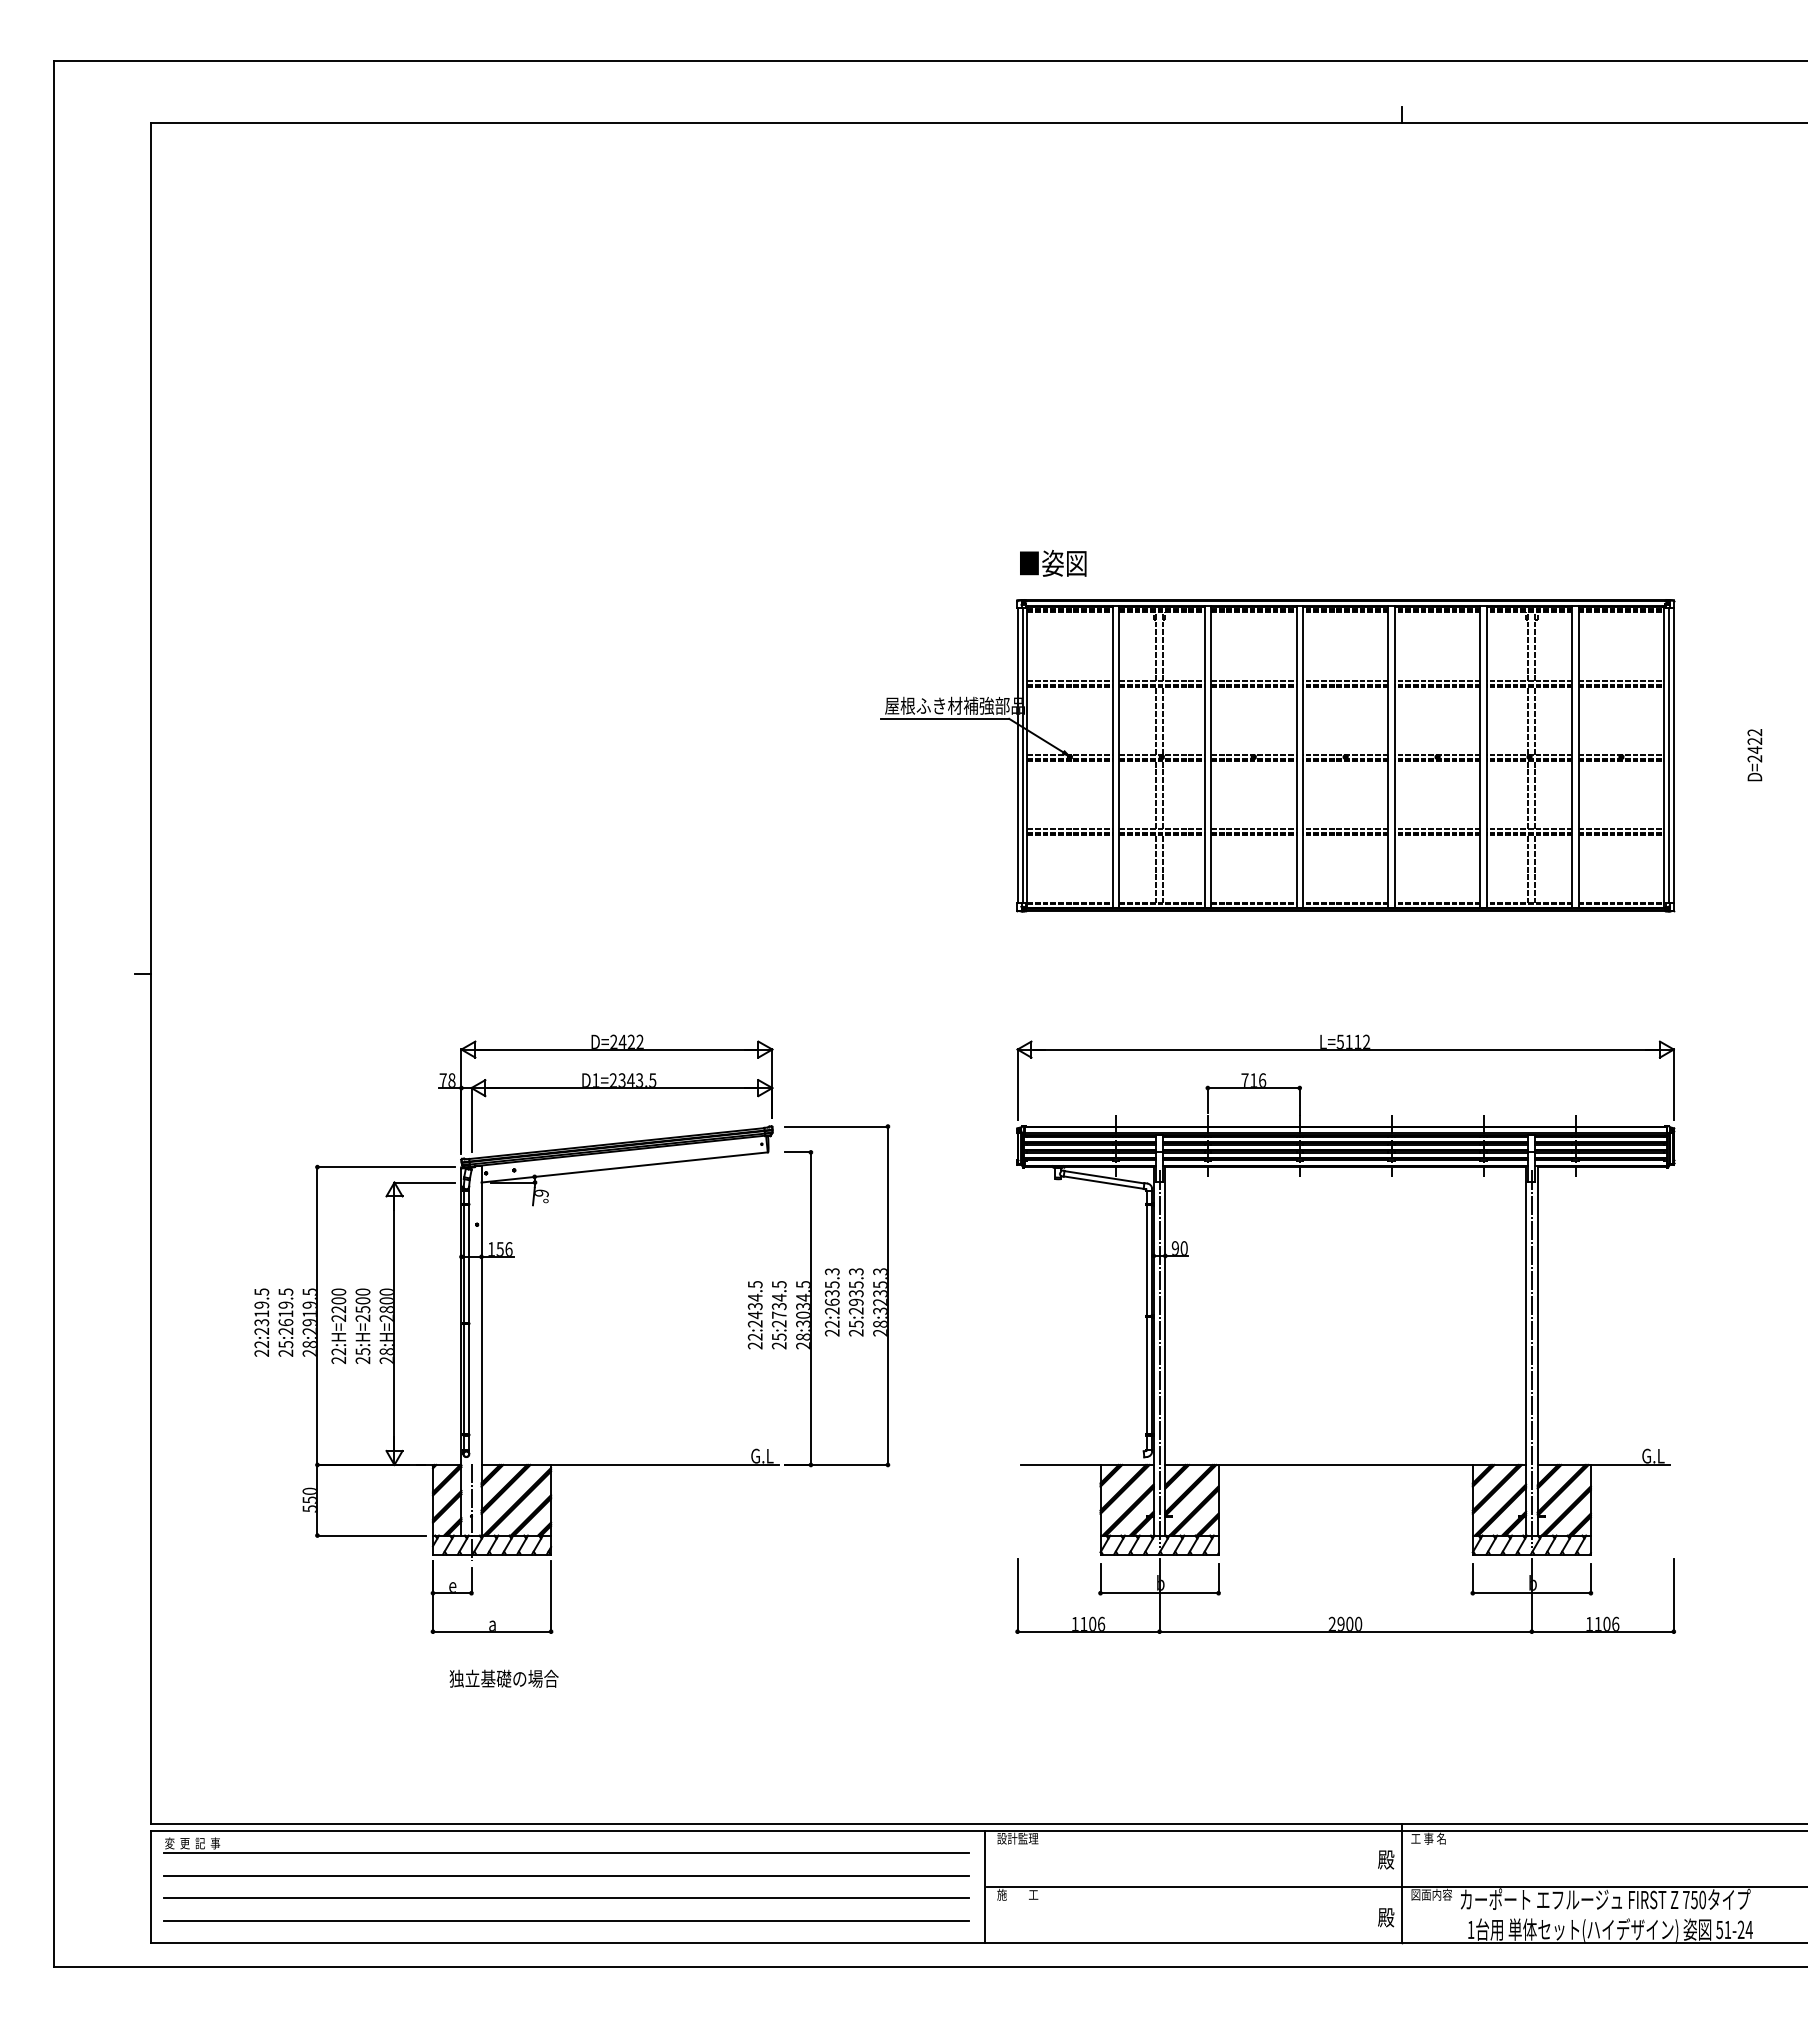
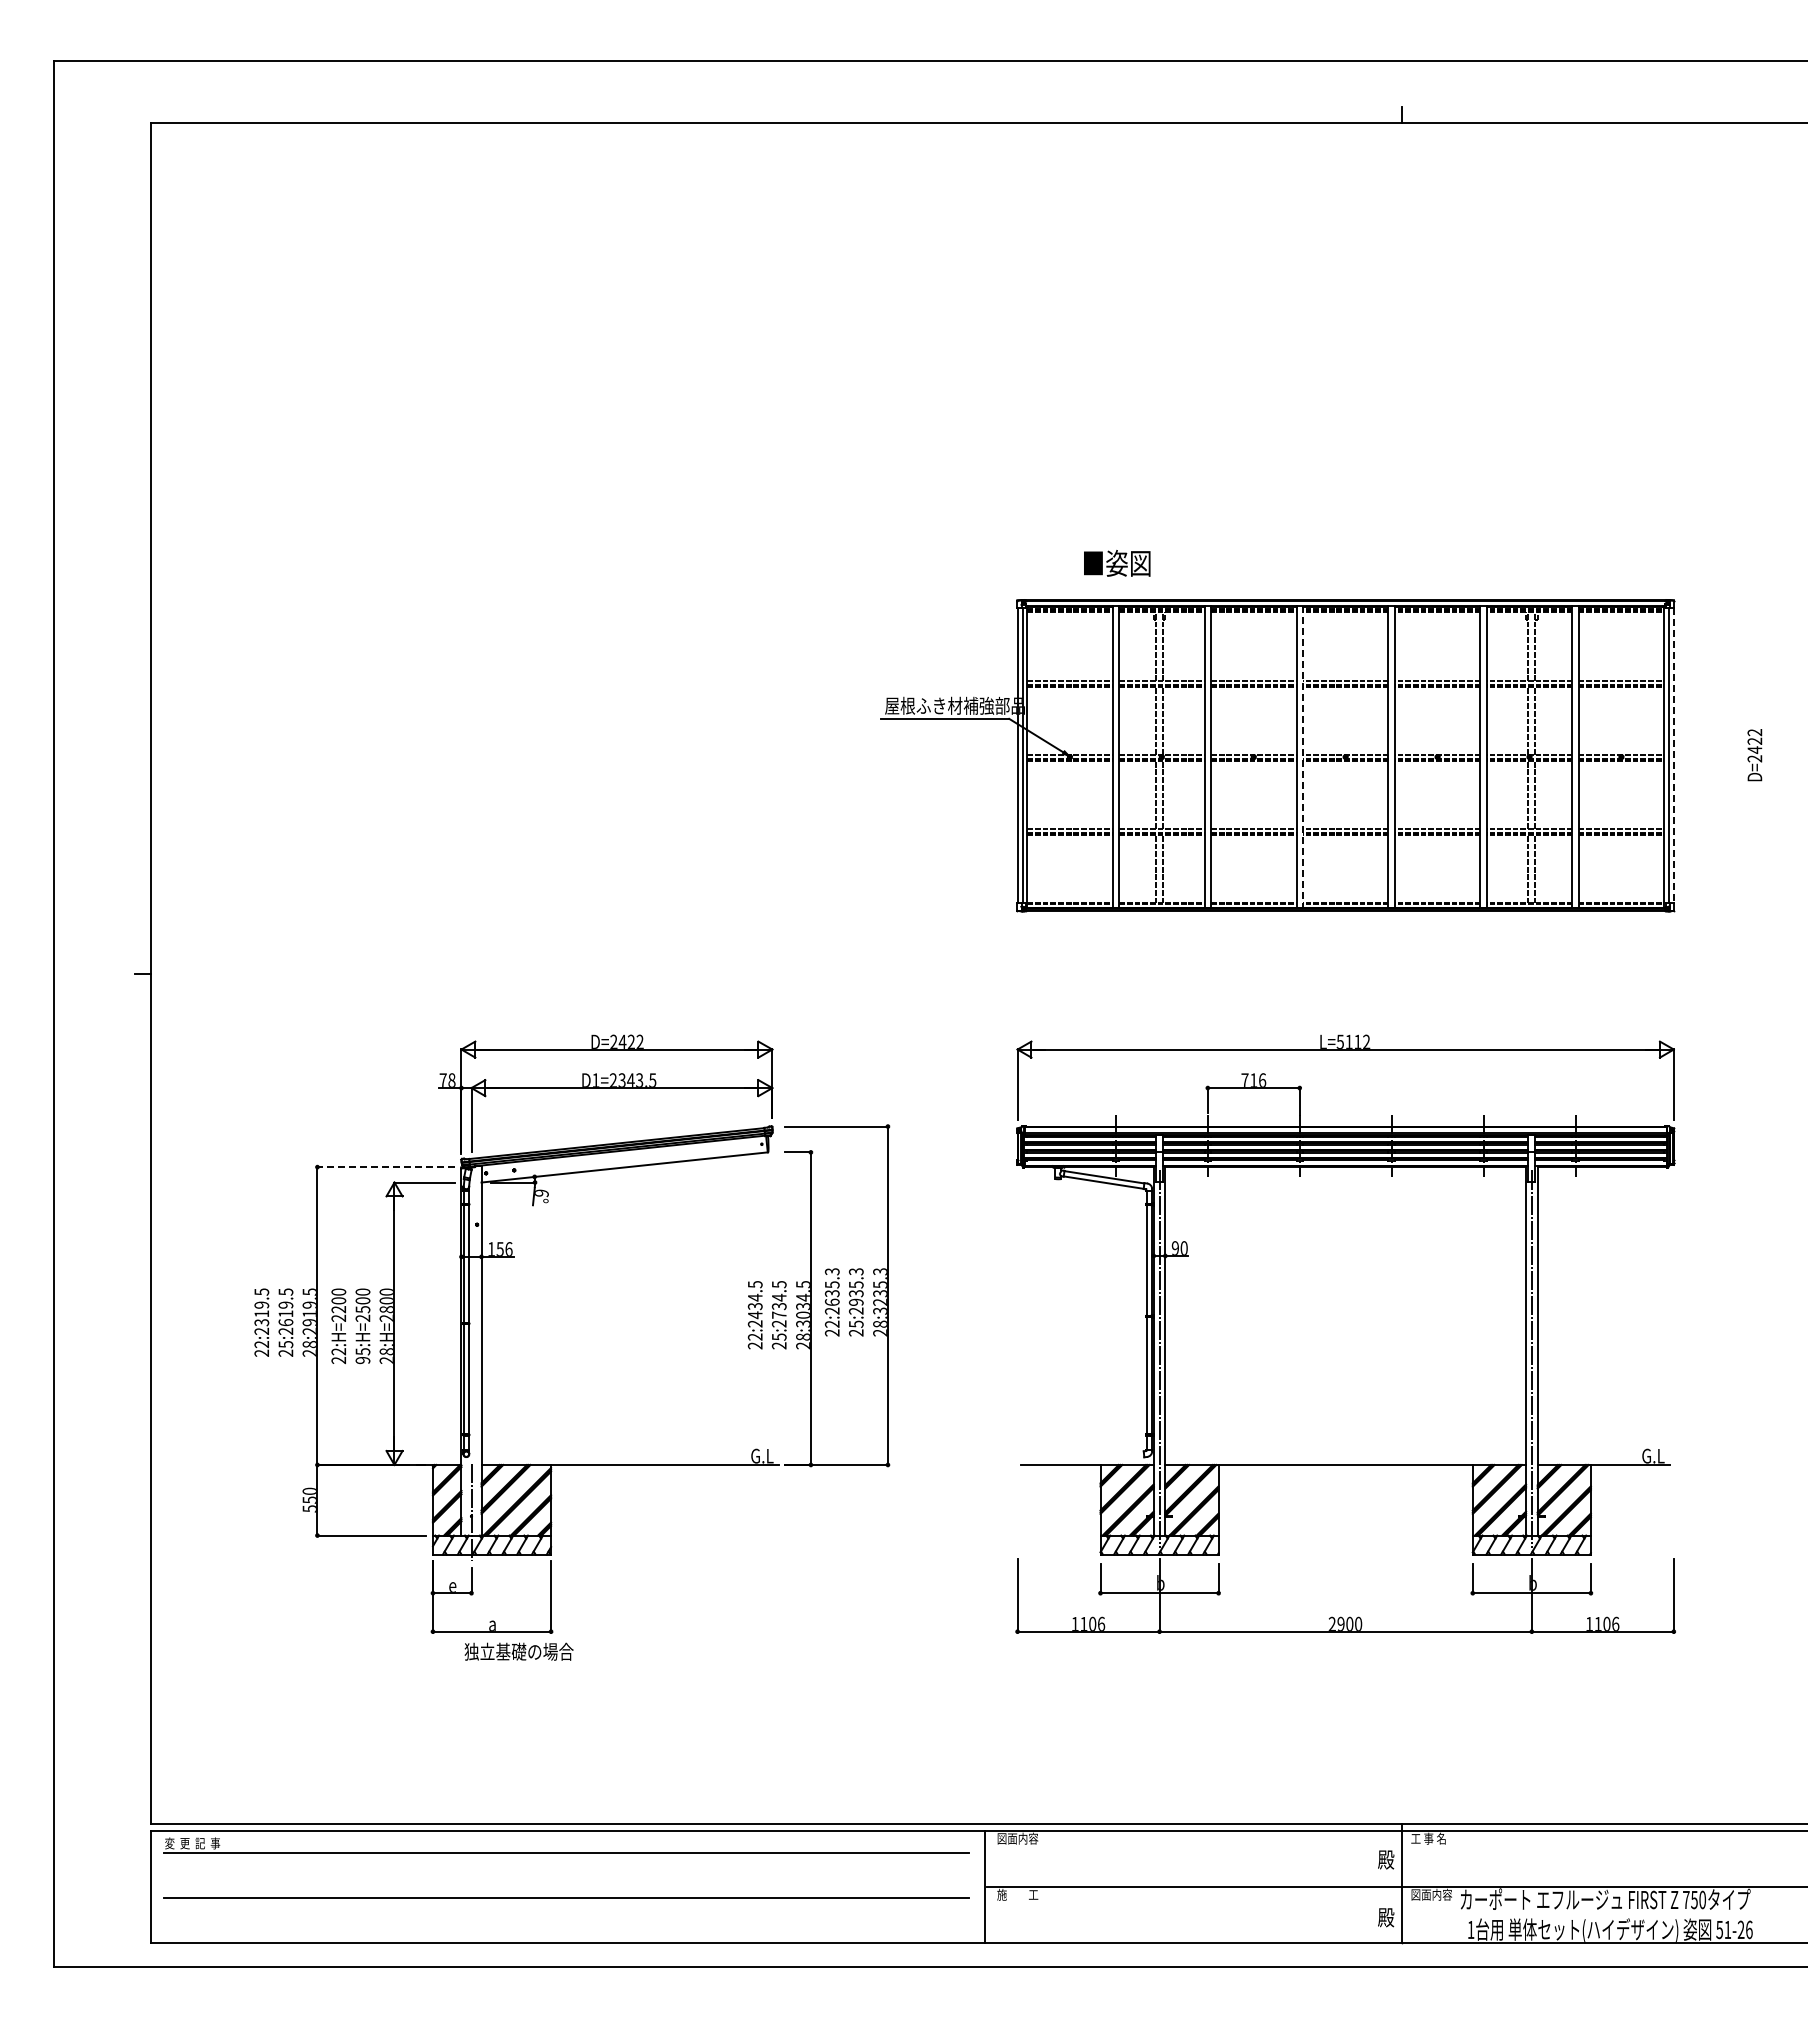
text position: (1053, 563) -> (1117, 563) (1117, 563)
line: solid -> dashed (1673, 755)
line: solid -> dashed (1302, 757)
line: solid -> dashed (386, 1167)
text: 25:H=2500 -> 95:H=2500 (363, 1360)
text position: (503, 1678) -> (518, 1651) (518, 1651)
text: 設計監理 -> 図面内容 (1017, 1838)
line: present -> none (566, 1875)
line: present -> none (566, 1920)
text: 51-24 -> 51-26 (1748, 1929)
